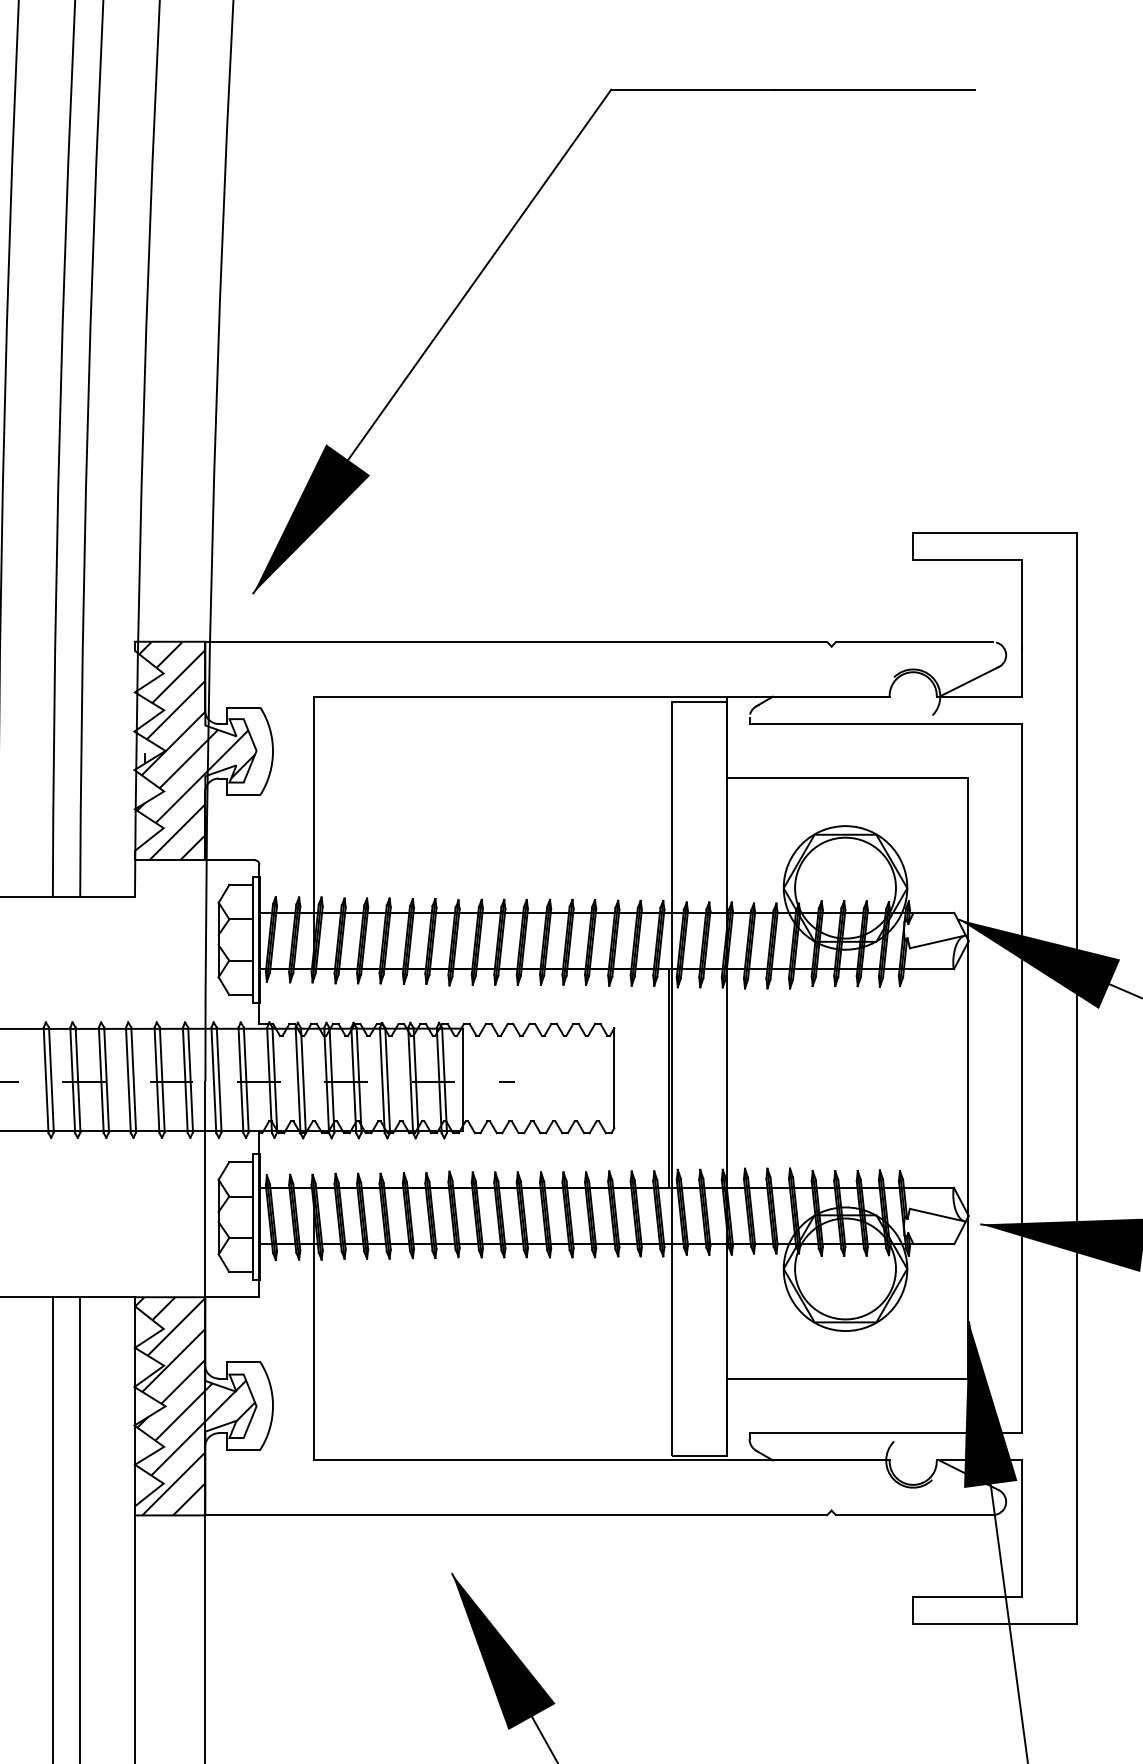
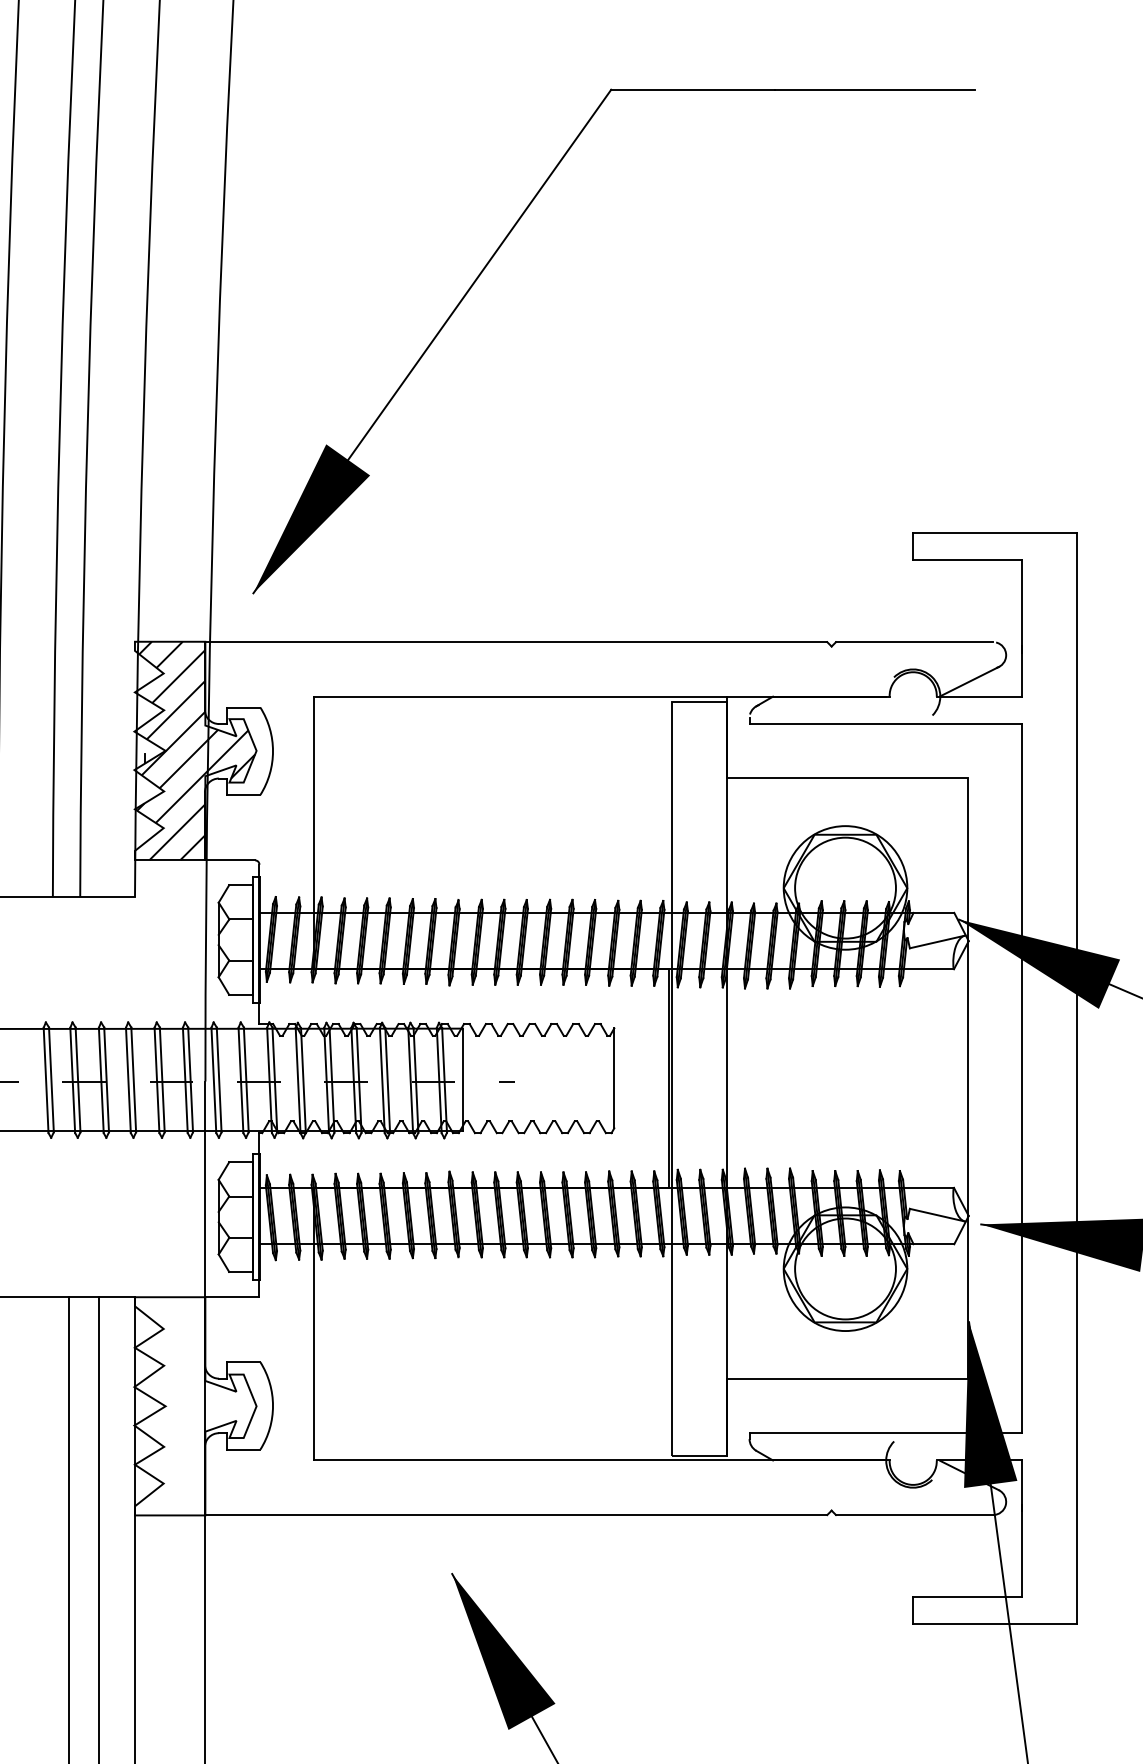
hatch: present -> none (195, 1406)
line position: (52, 1528) -> (68, 1528) (68, 1528)
line position: (80, 1528) -> (99, 1528) (99, 1528)
